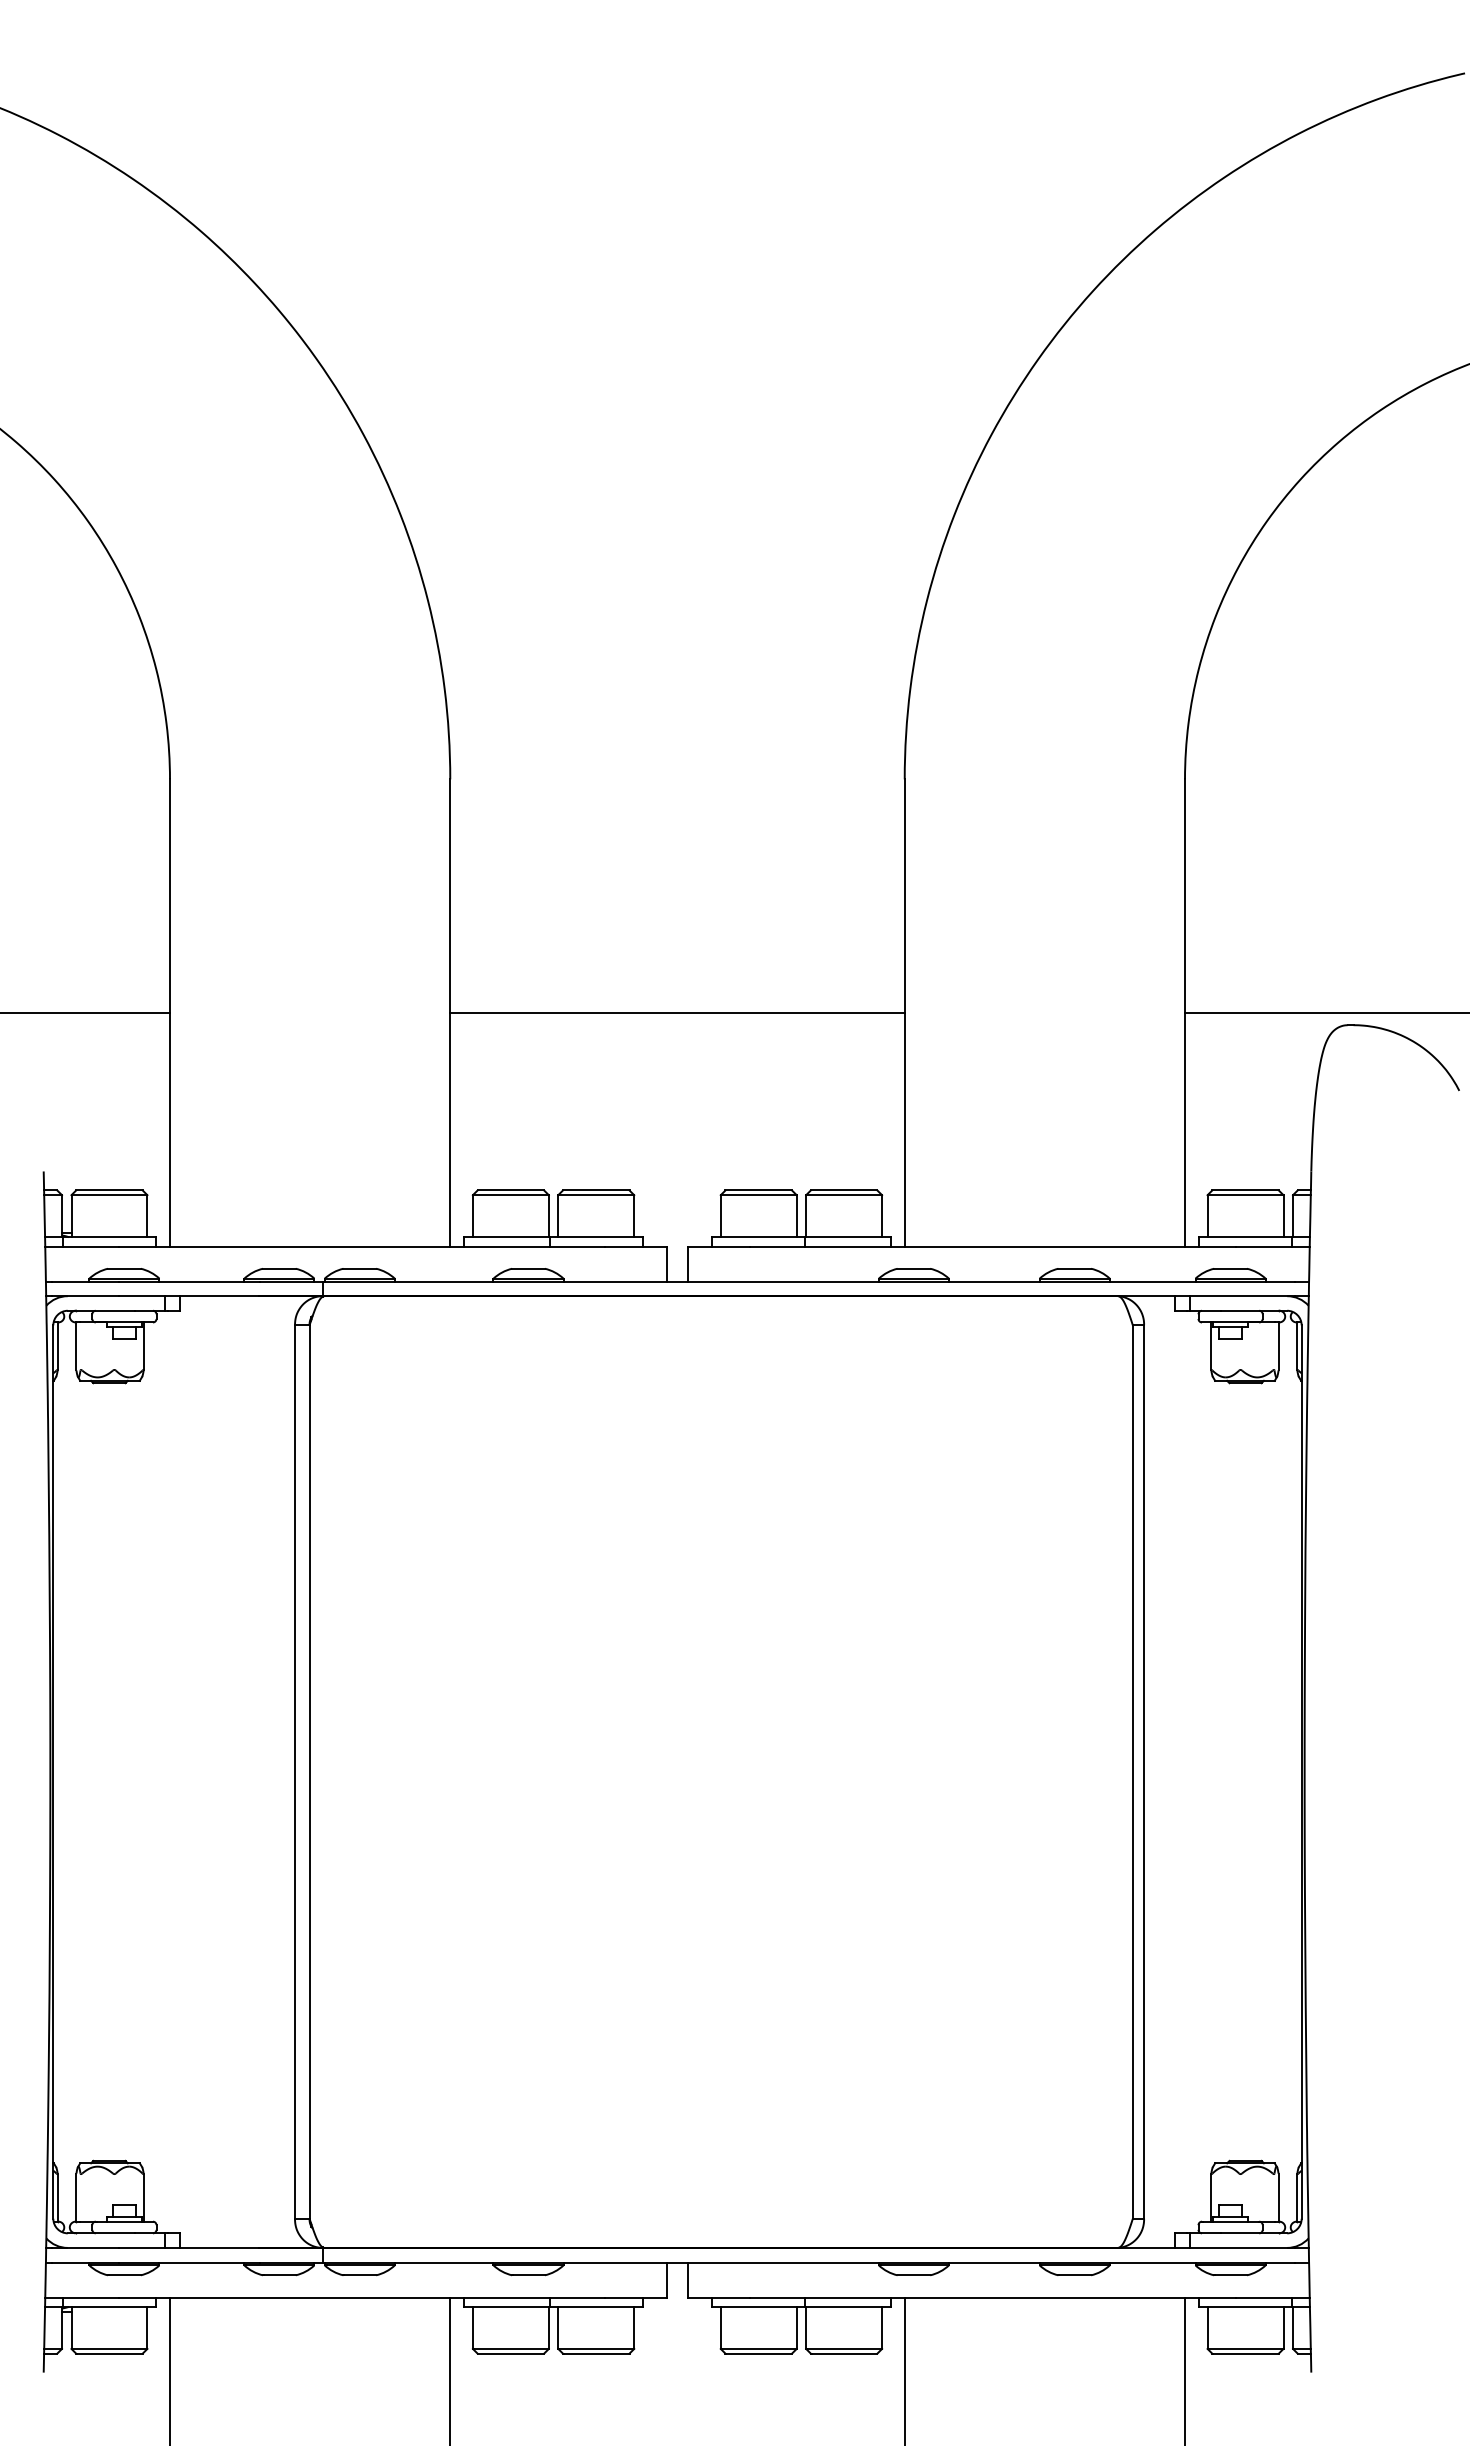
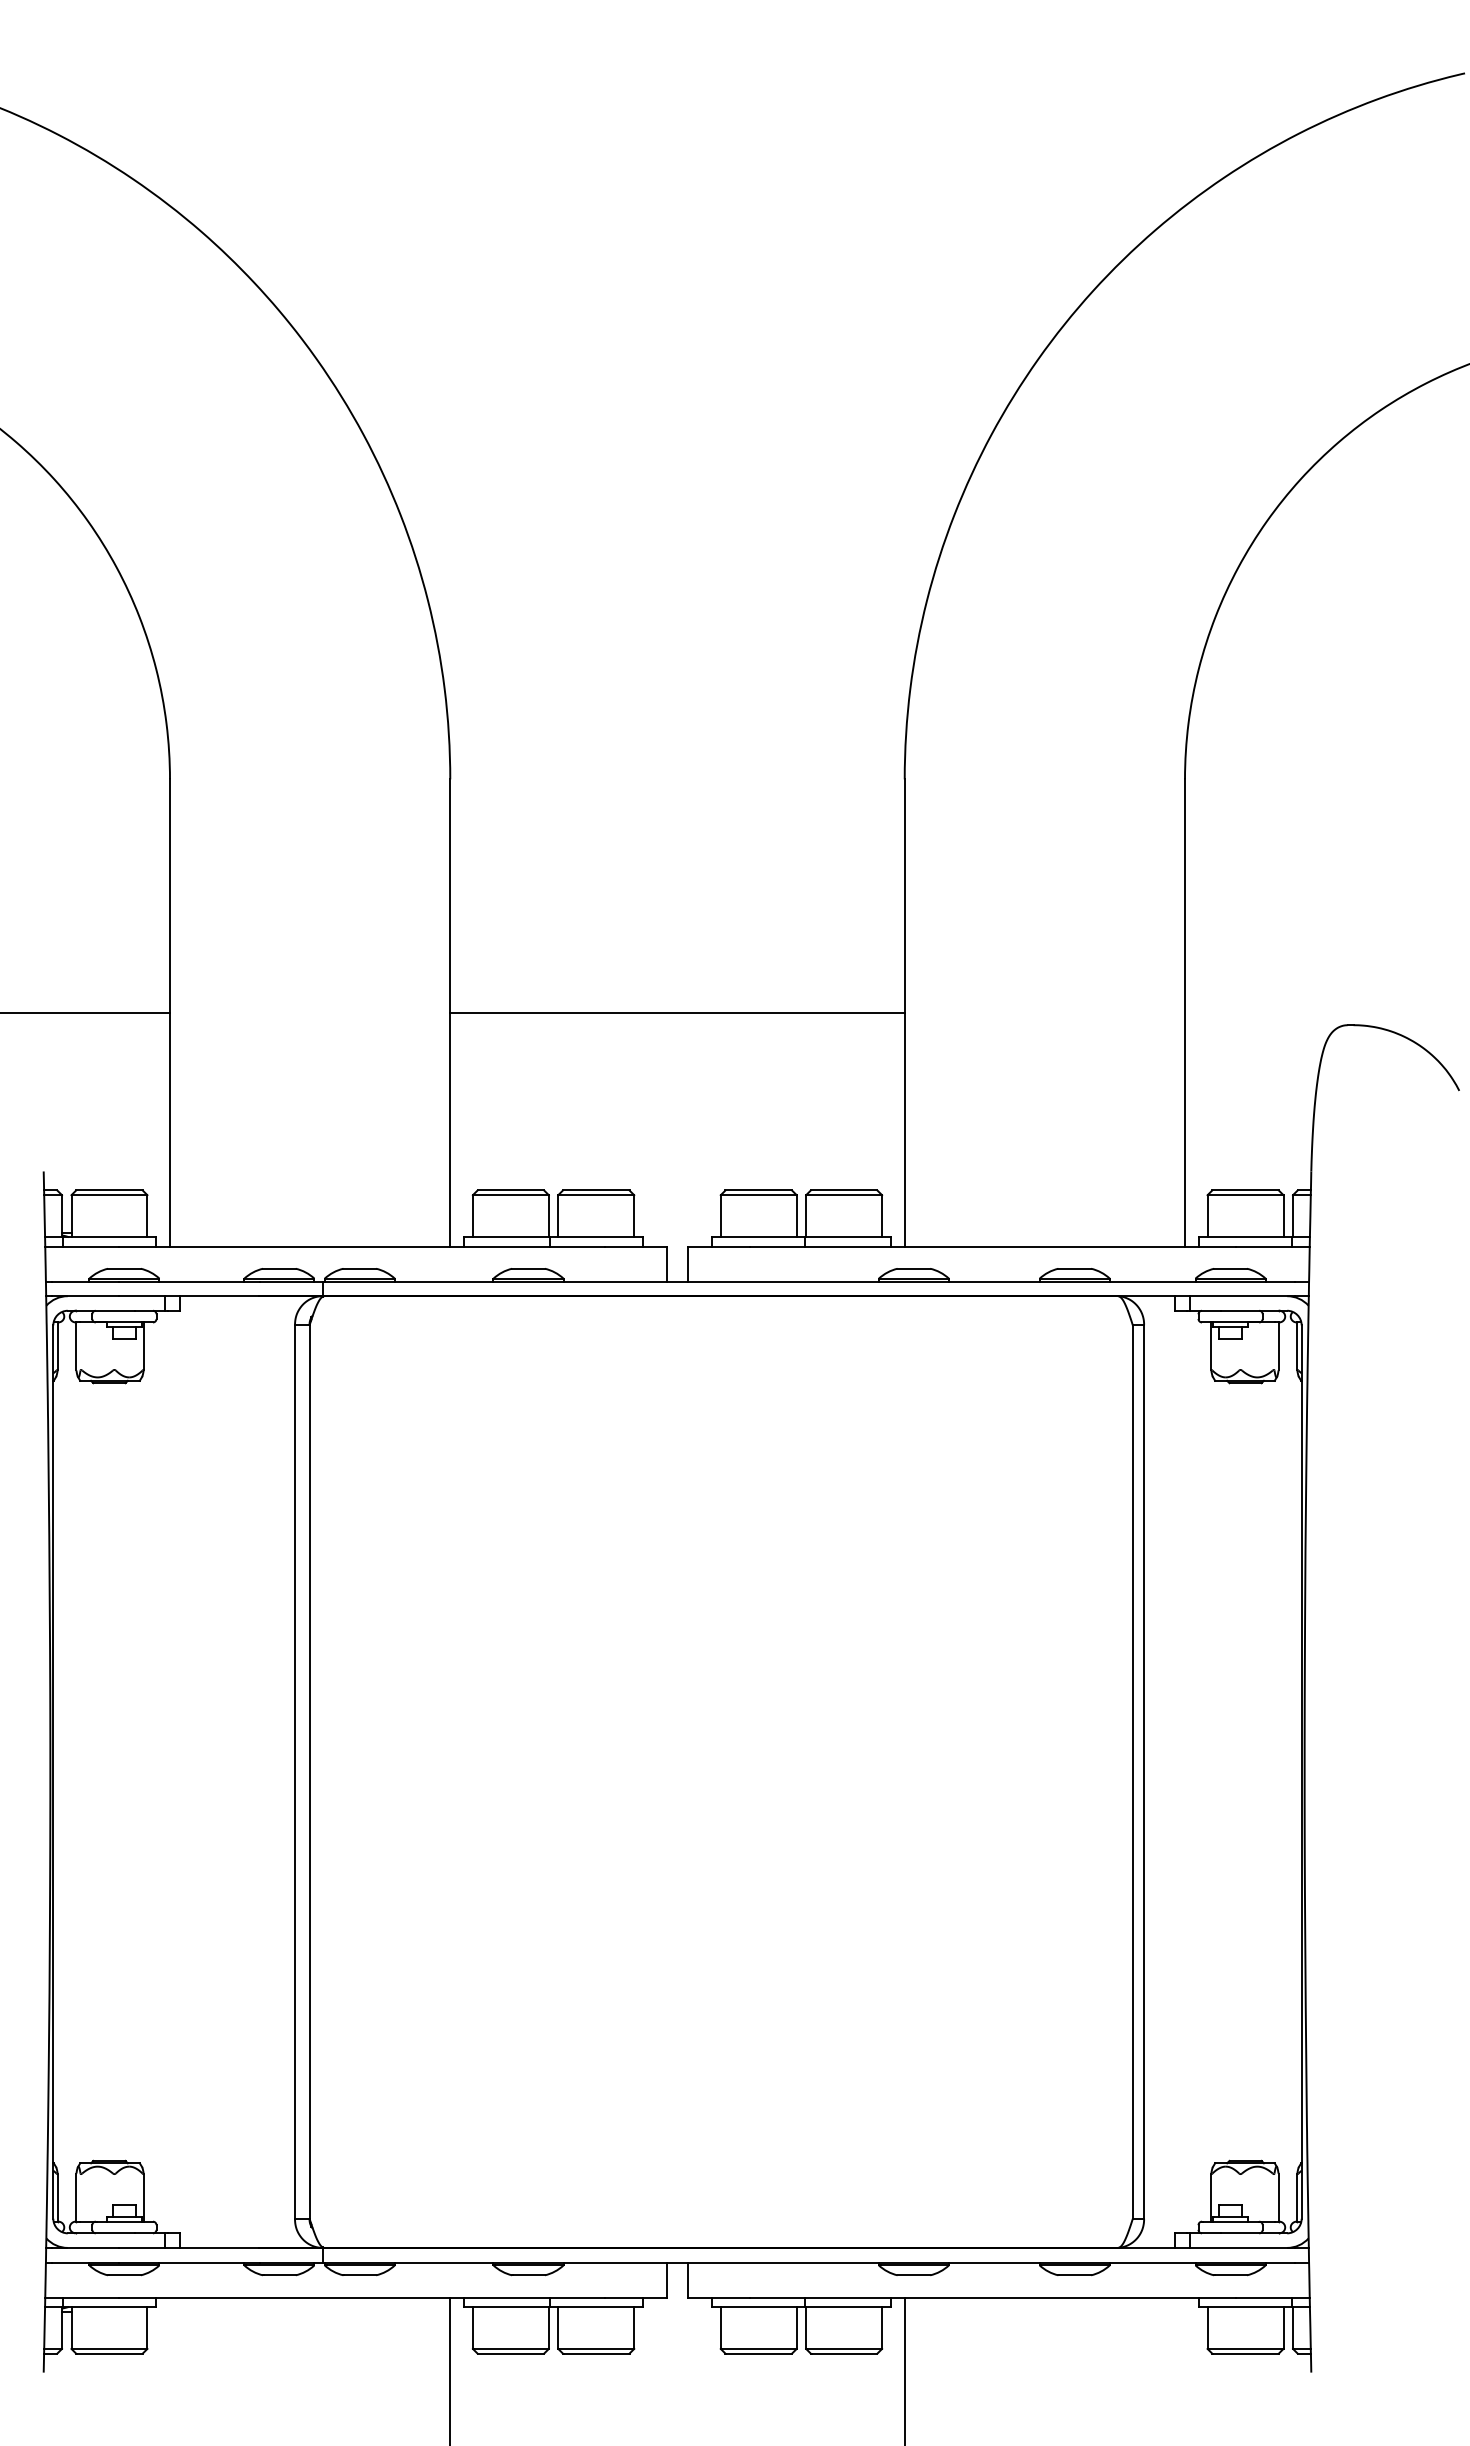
line: present -> none (1325, 1012)
line: present -> none (170, 2369)
line: present -> none (1185, 2369)
